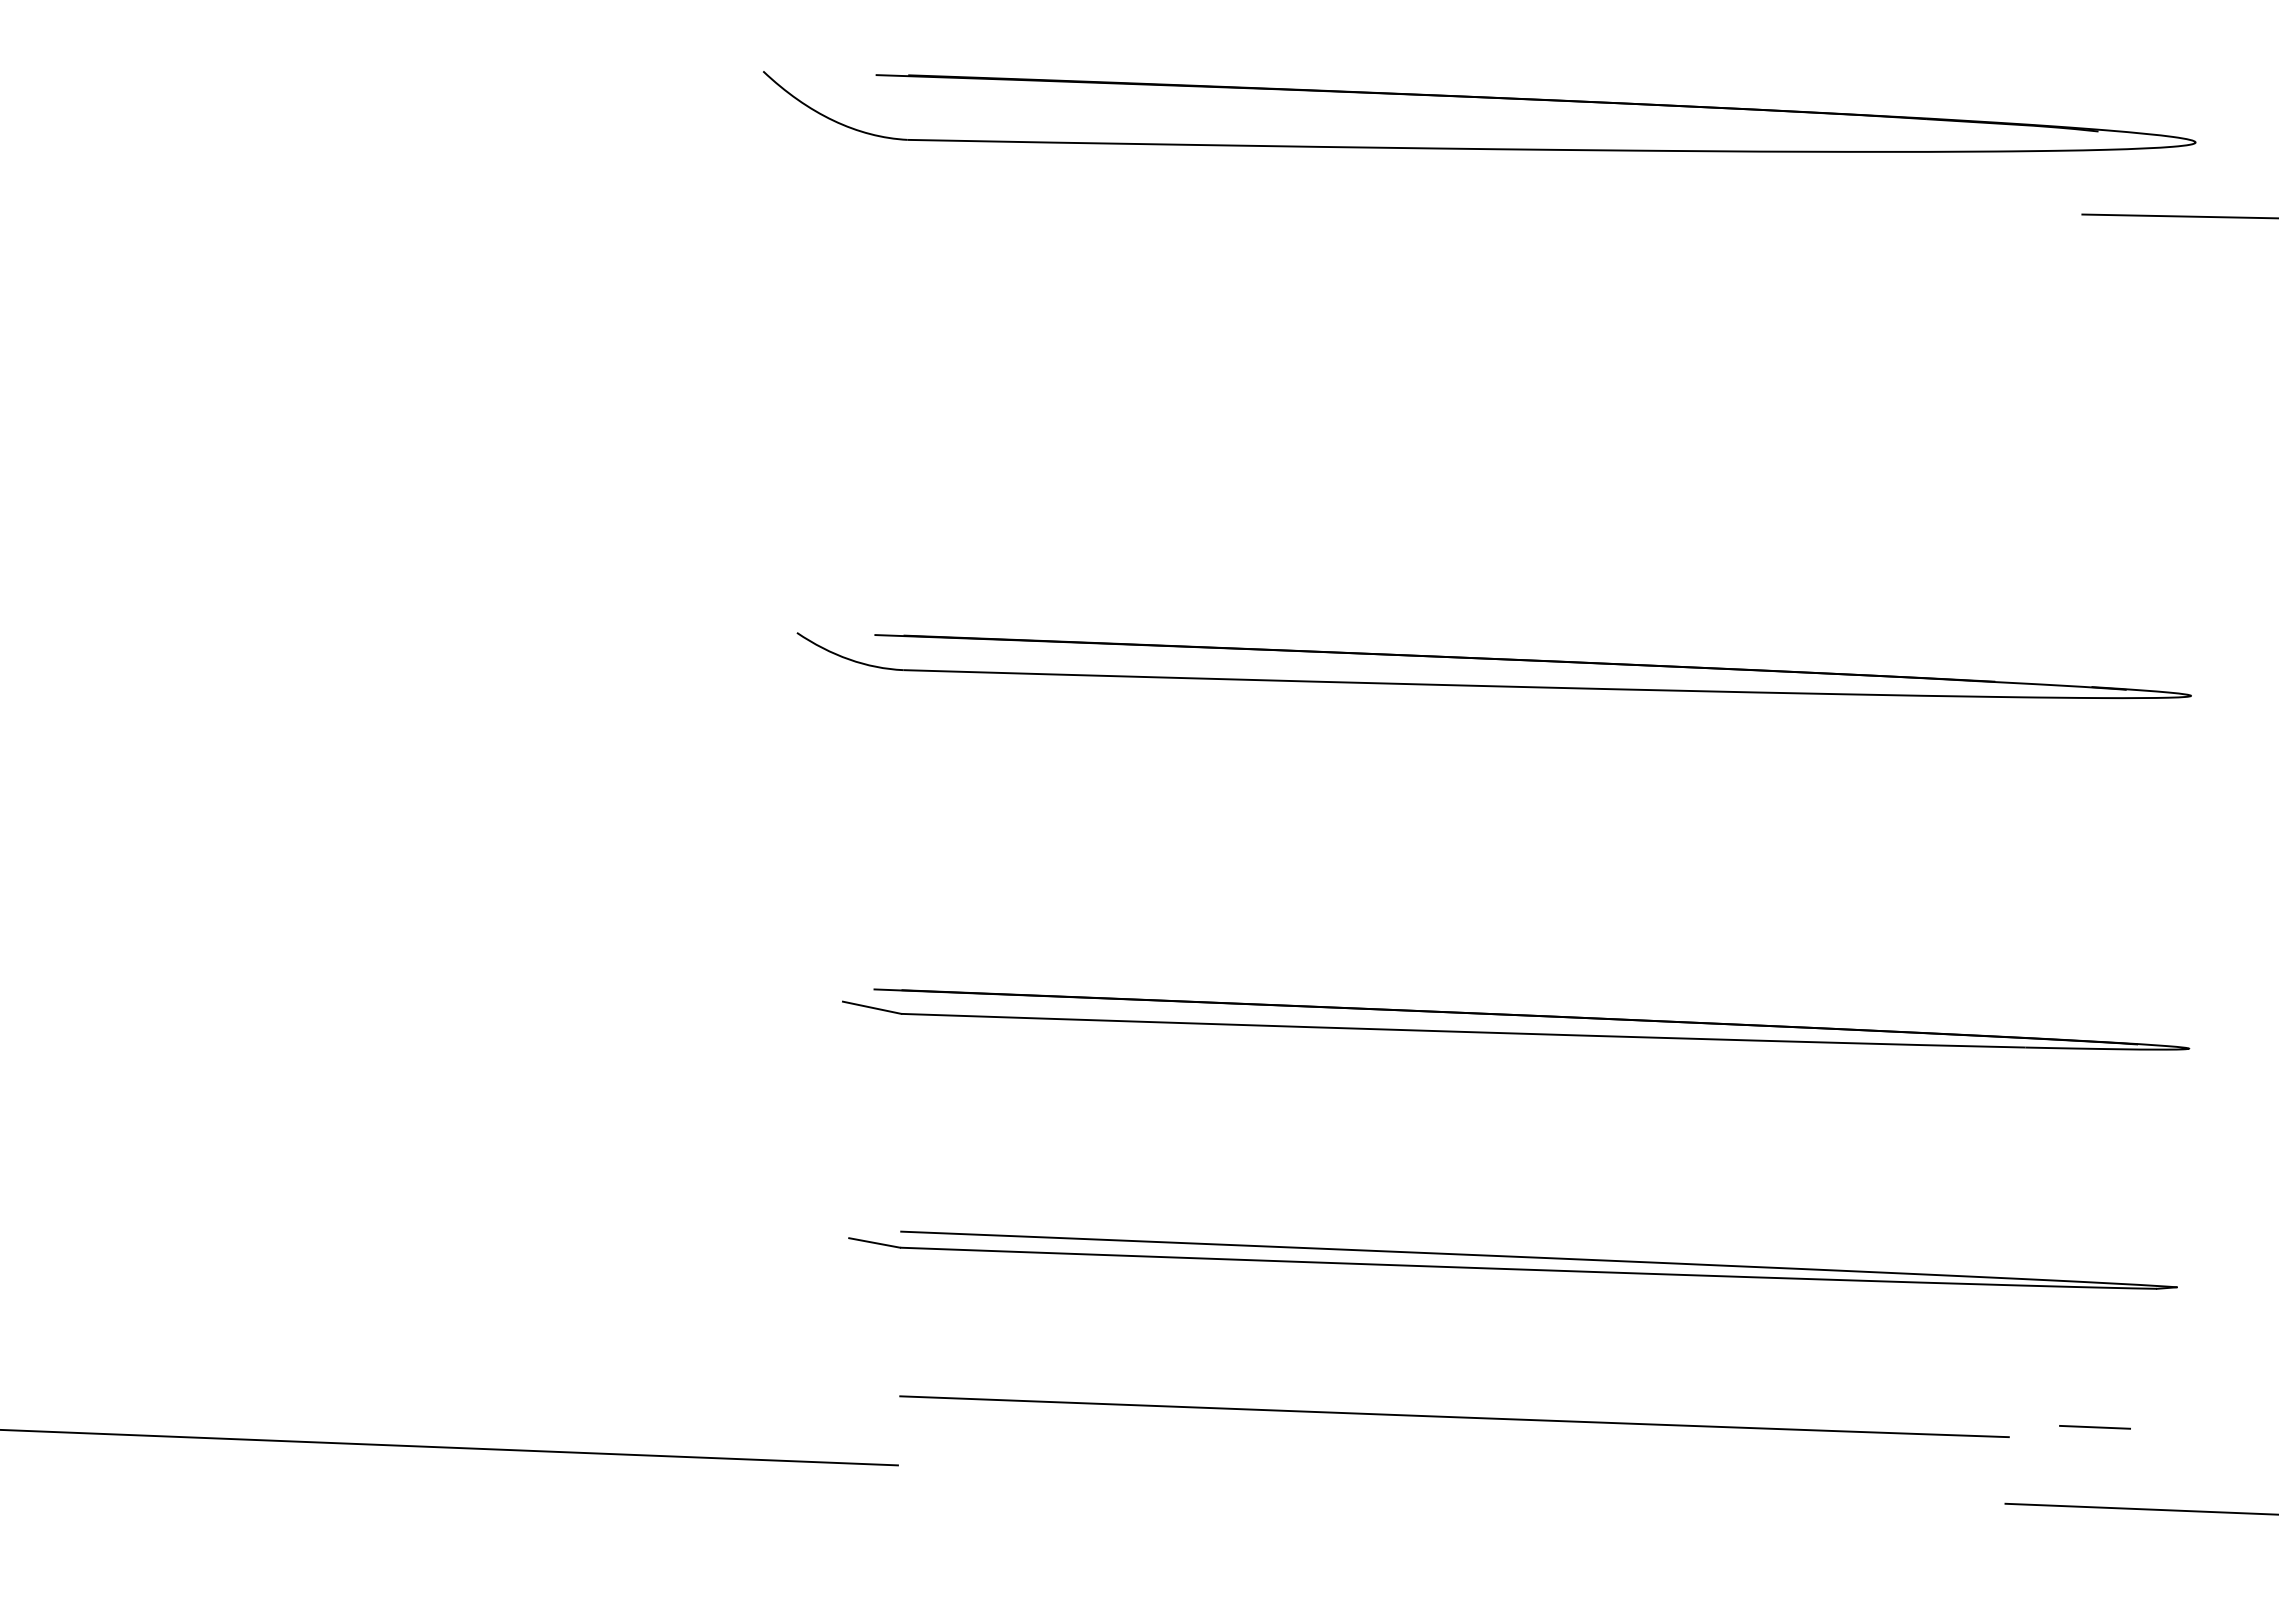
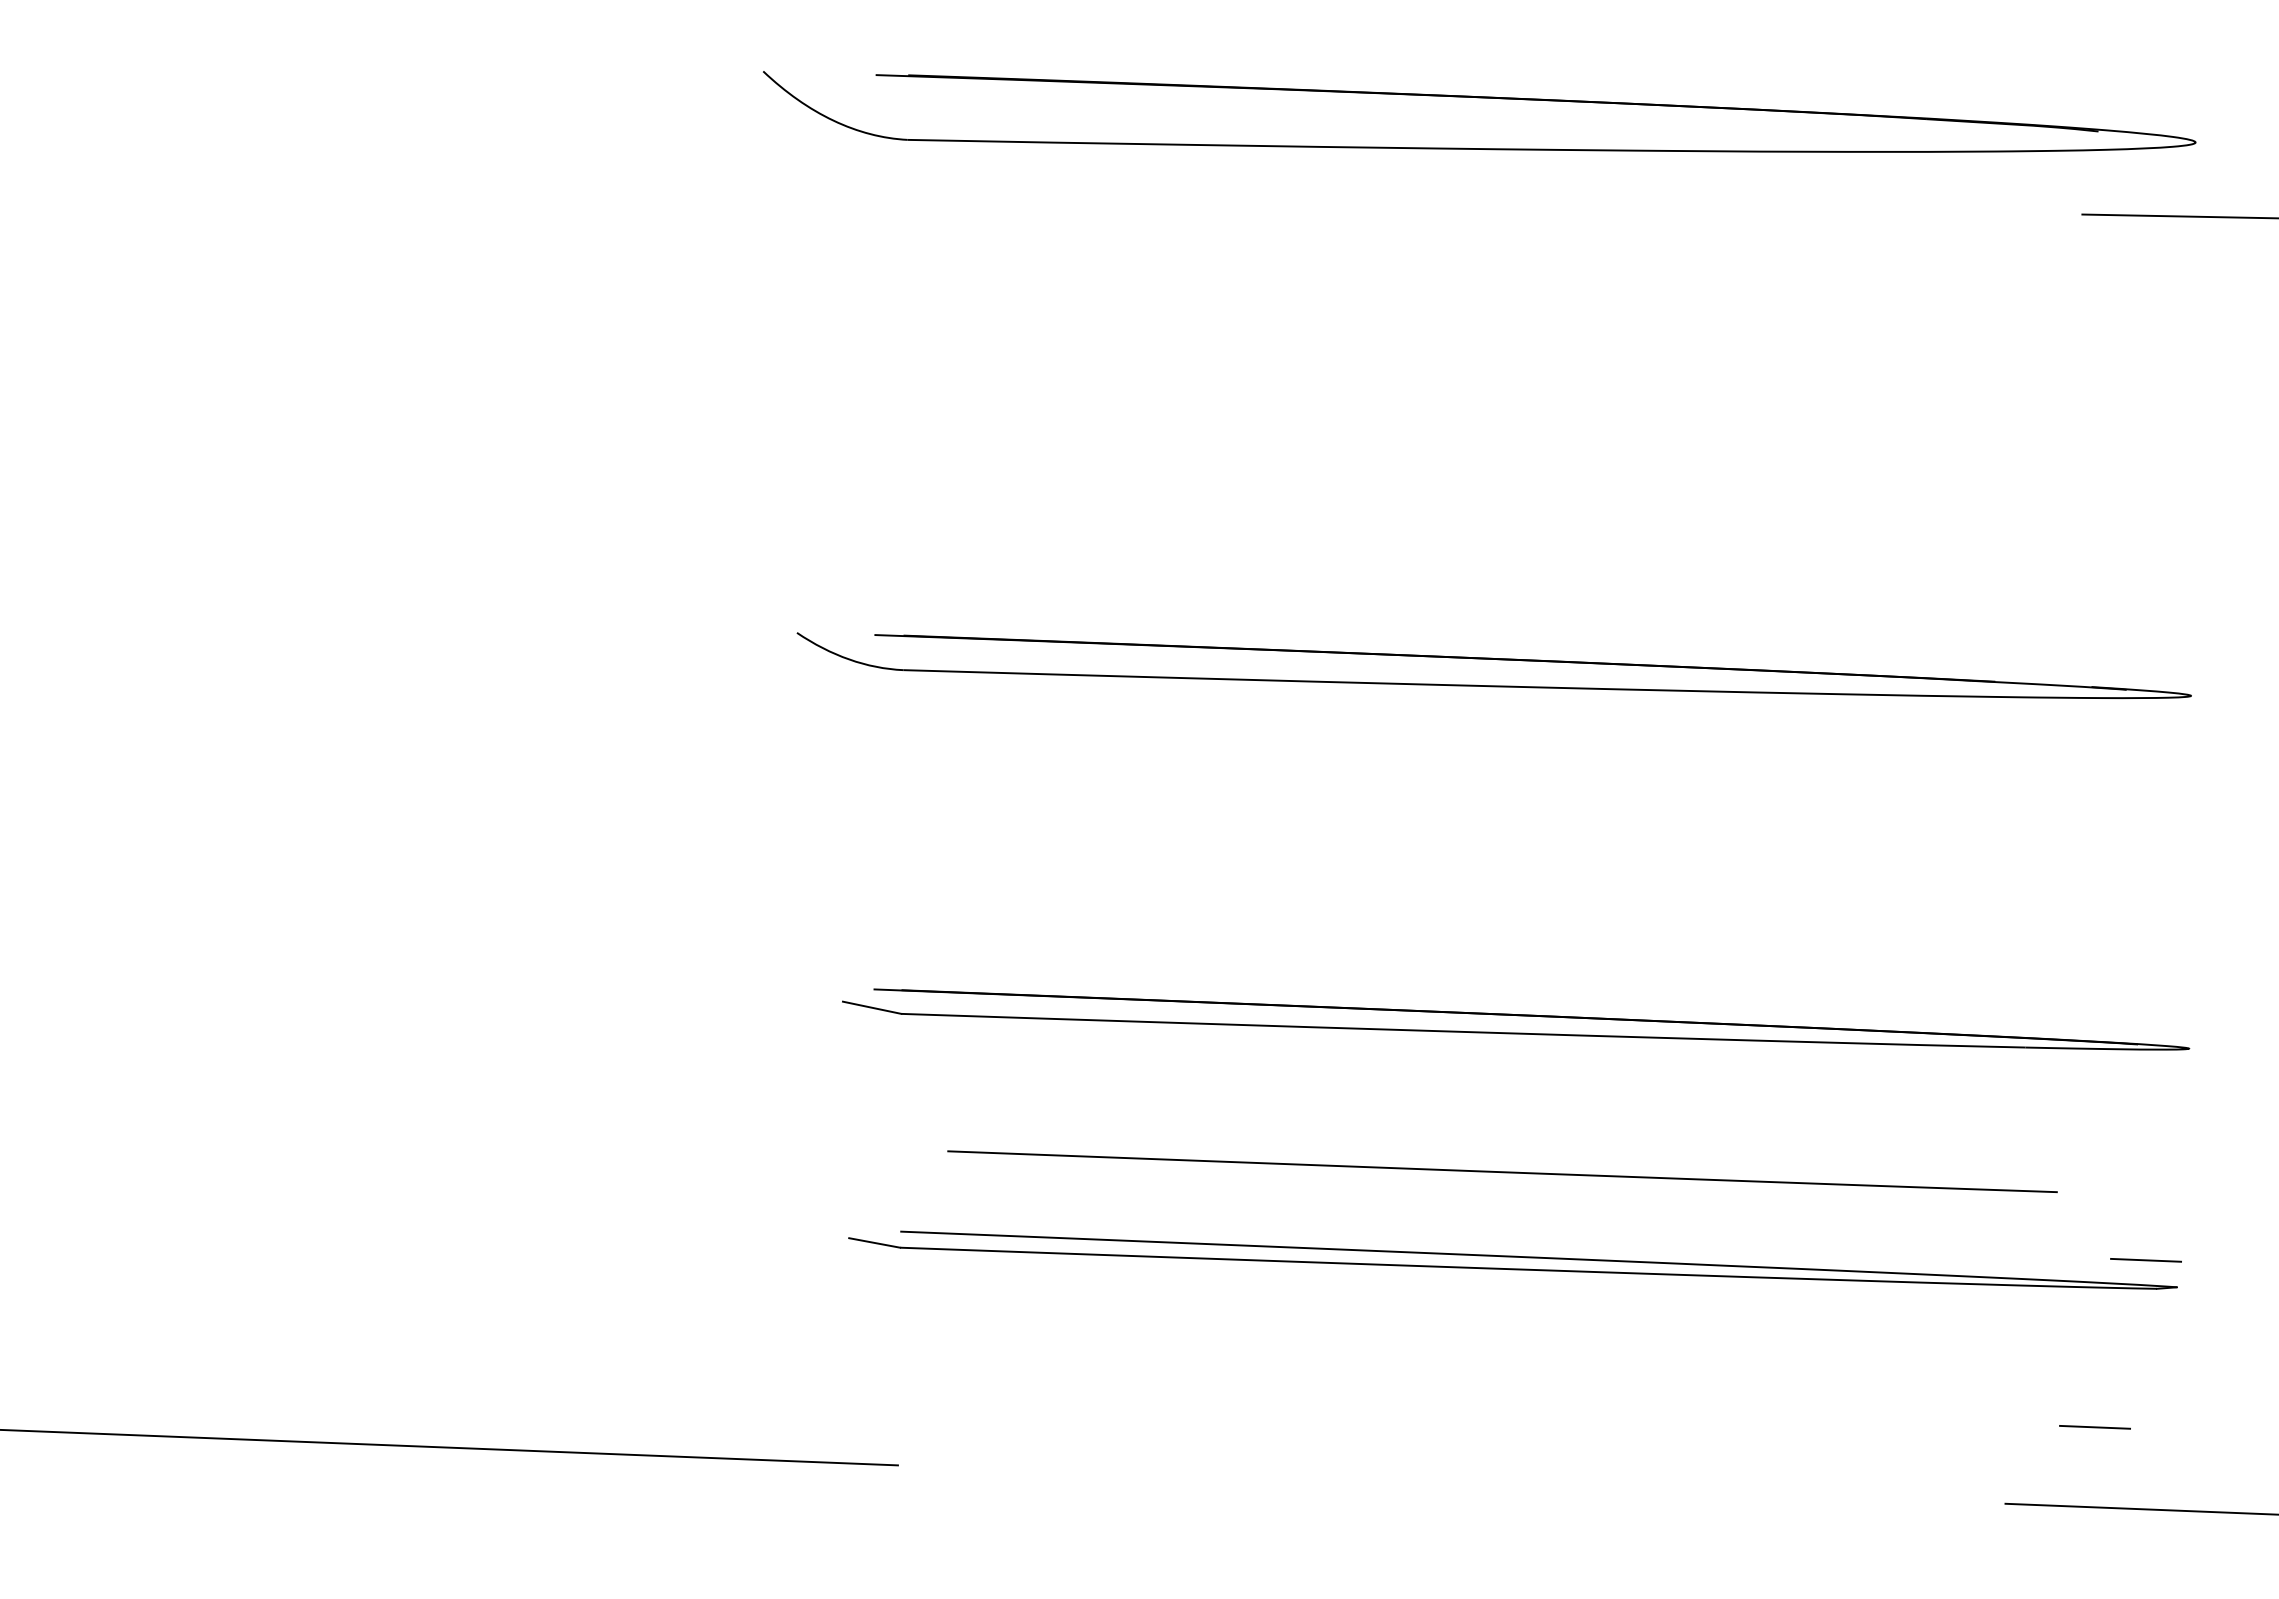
line: none -> present (2145, 1260)
line position: (1454, 1416) -> (1502, 1171) (1502, 1171)
